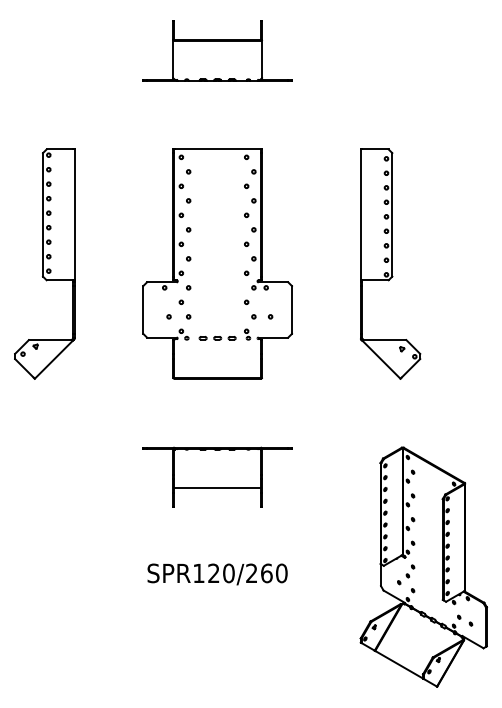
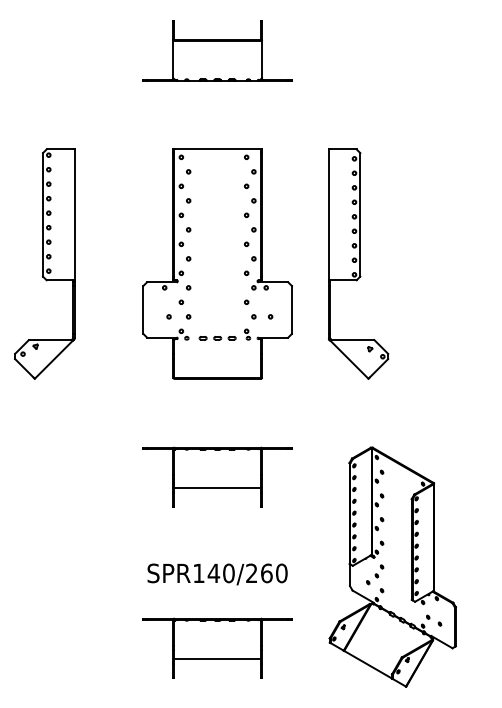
part position: (390, 263) -> (358, 263) (358, 263)
part position: (423, 566) -> (392, 566) (392, 566)
text: SPR120/260 -> SPR140/260 (213, 572)
part: none -> present (217, 647)
